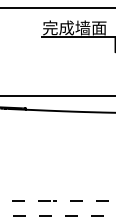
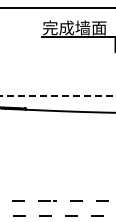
line: solid -> dashed (57, 96)
